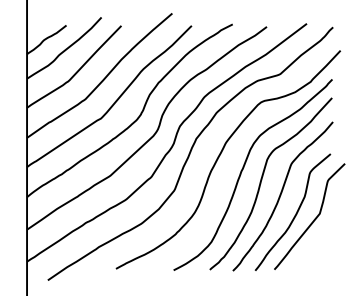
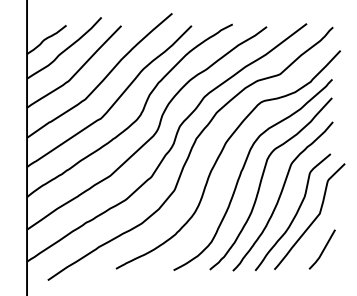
line: none -> present (322, 249)
